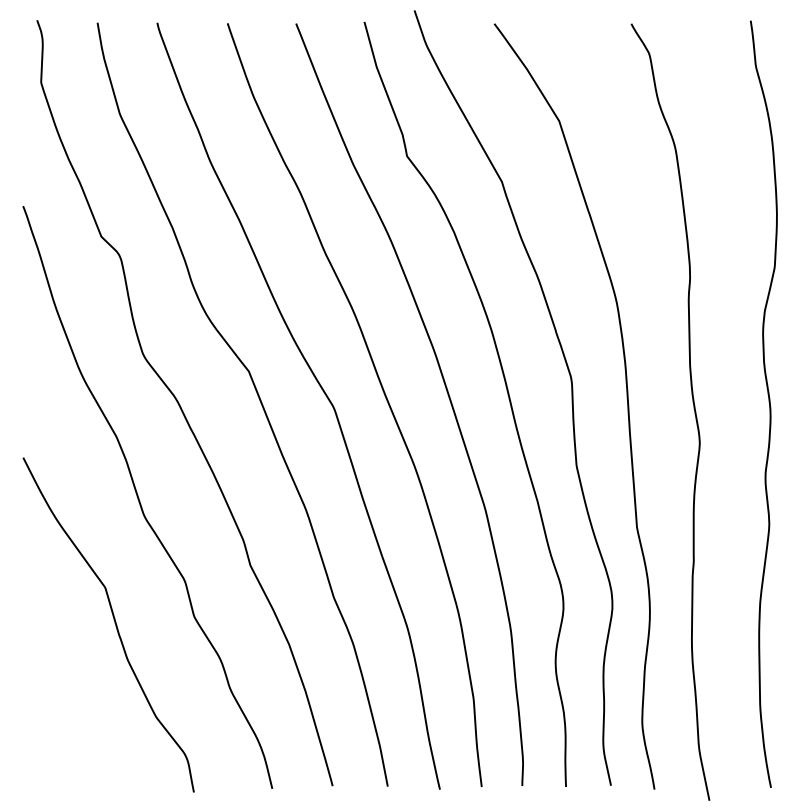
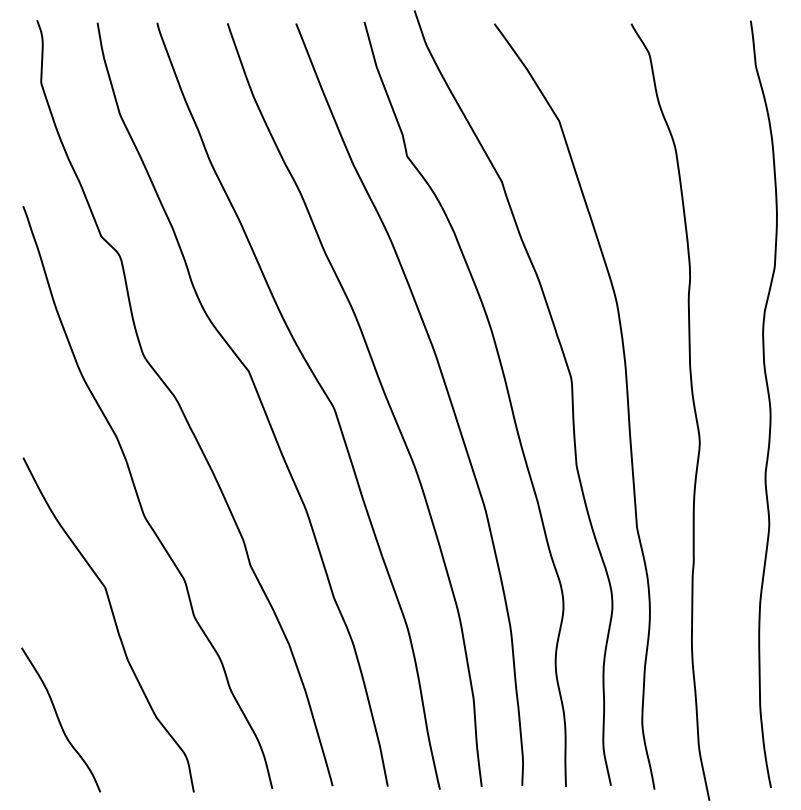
curve: none -> present (59, 719)
